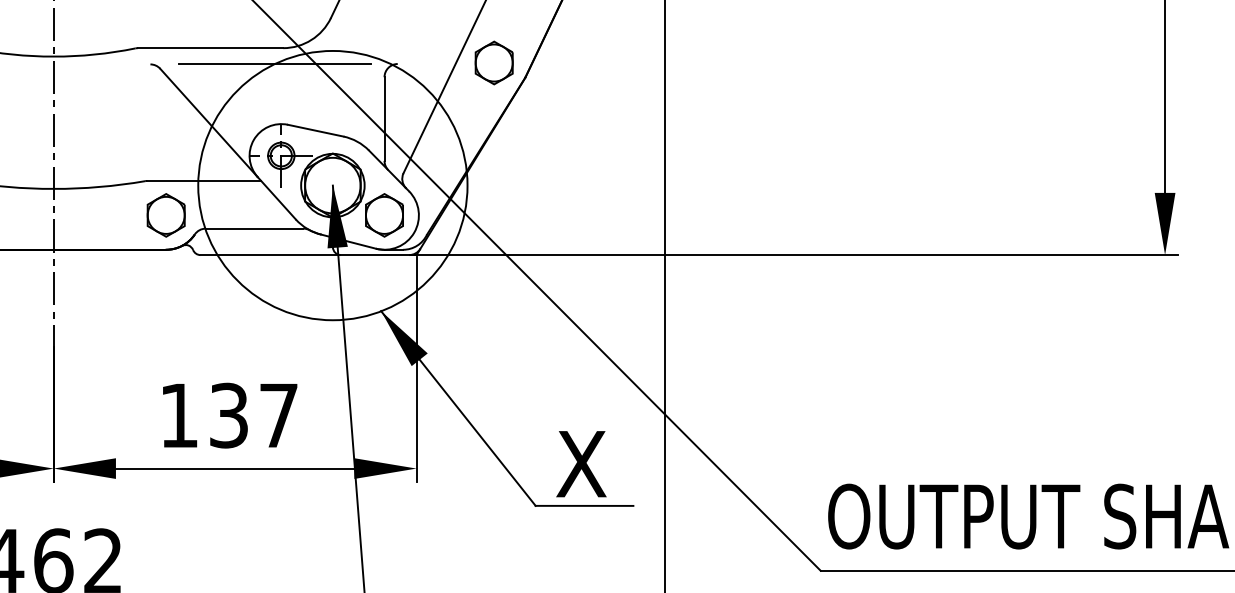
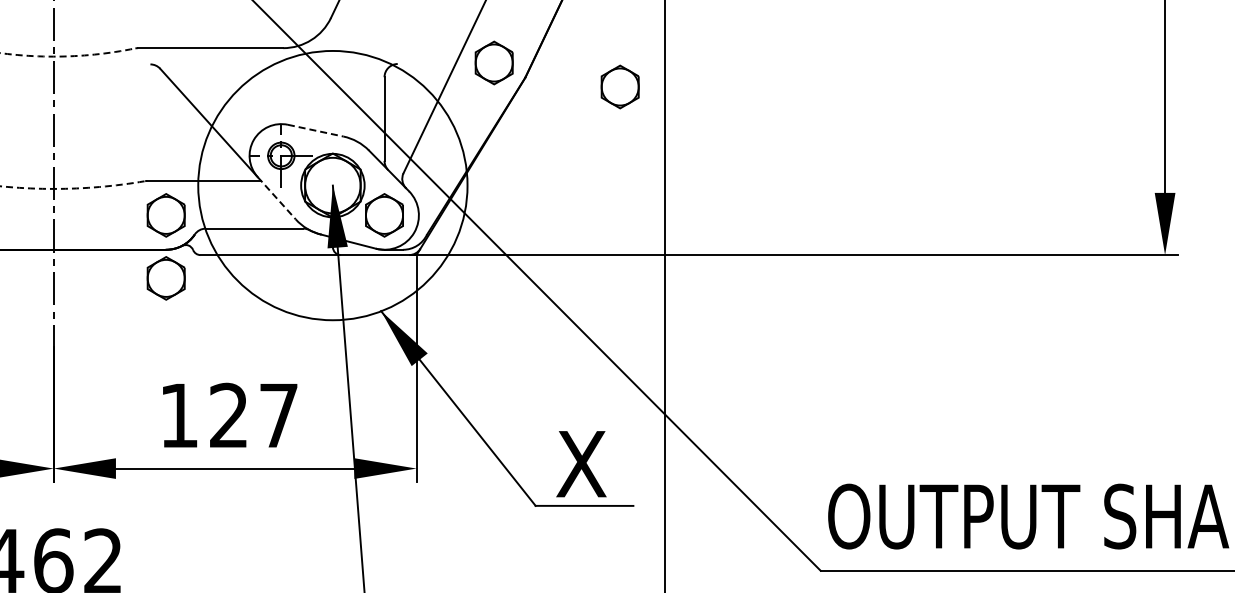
arc: solid -> dashed (68, 56)
line: present -> none (274, 64)
part: none -> present (619, 86)
line: solid -> dashed (316, 130)
arc: solid -> dashed (72, 188)
line: solid -> dashed (277, 198)
part: none -> present (165, 278)
text: 137 -> 127 (228, 415)
